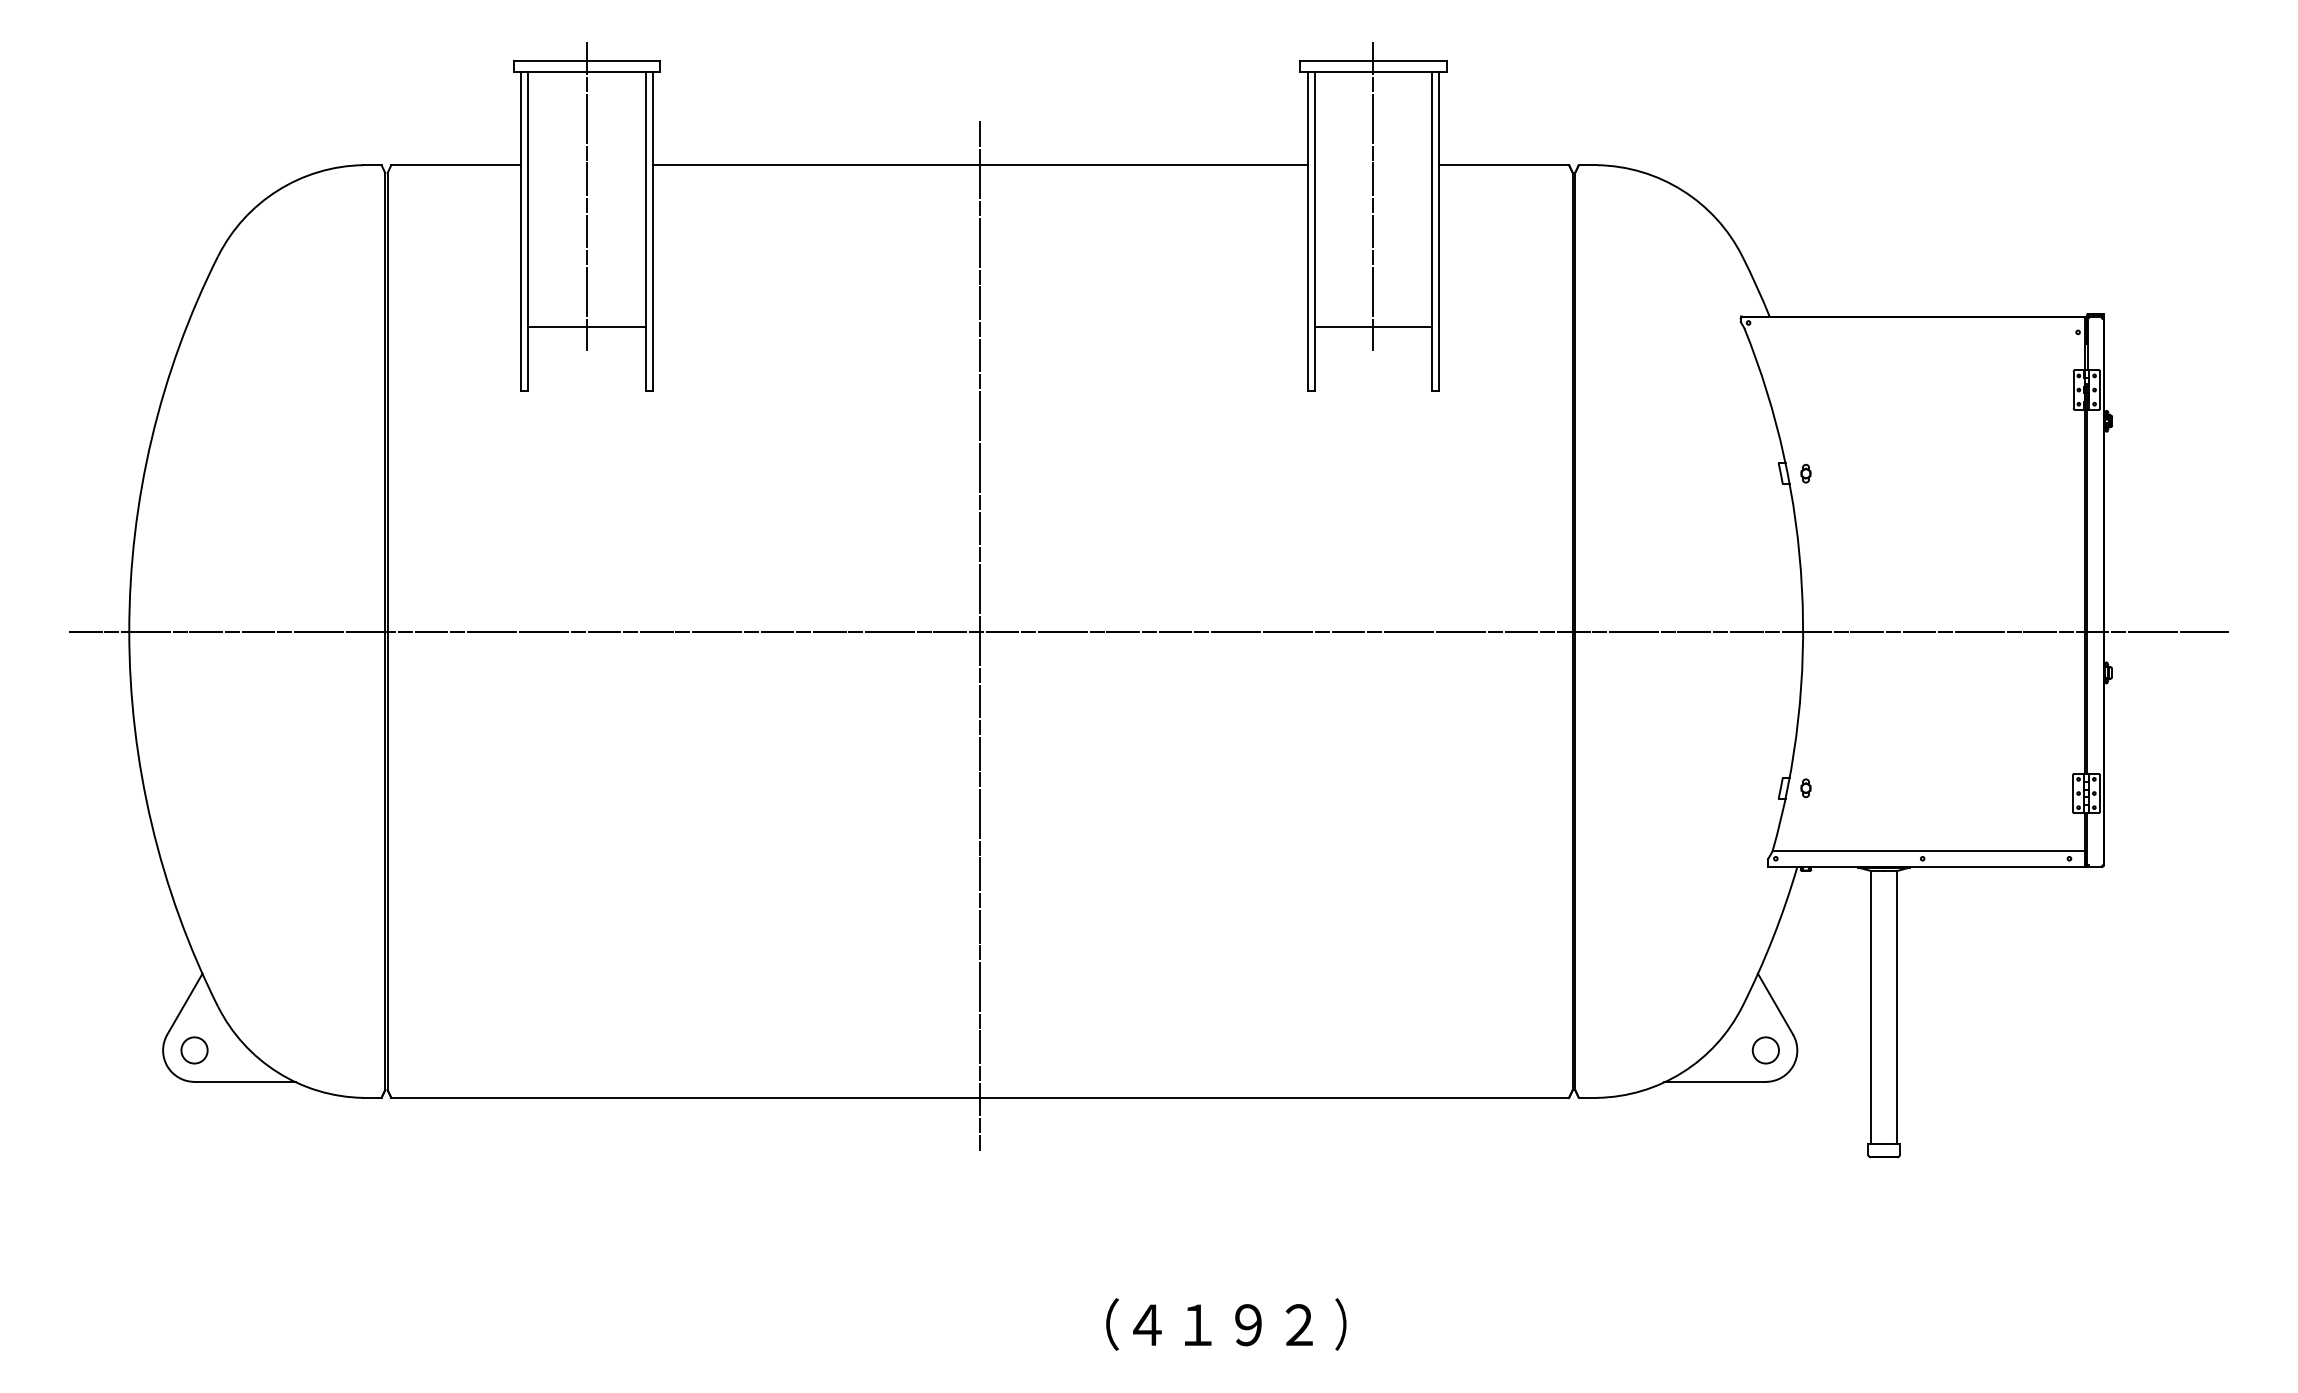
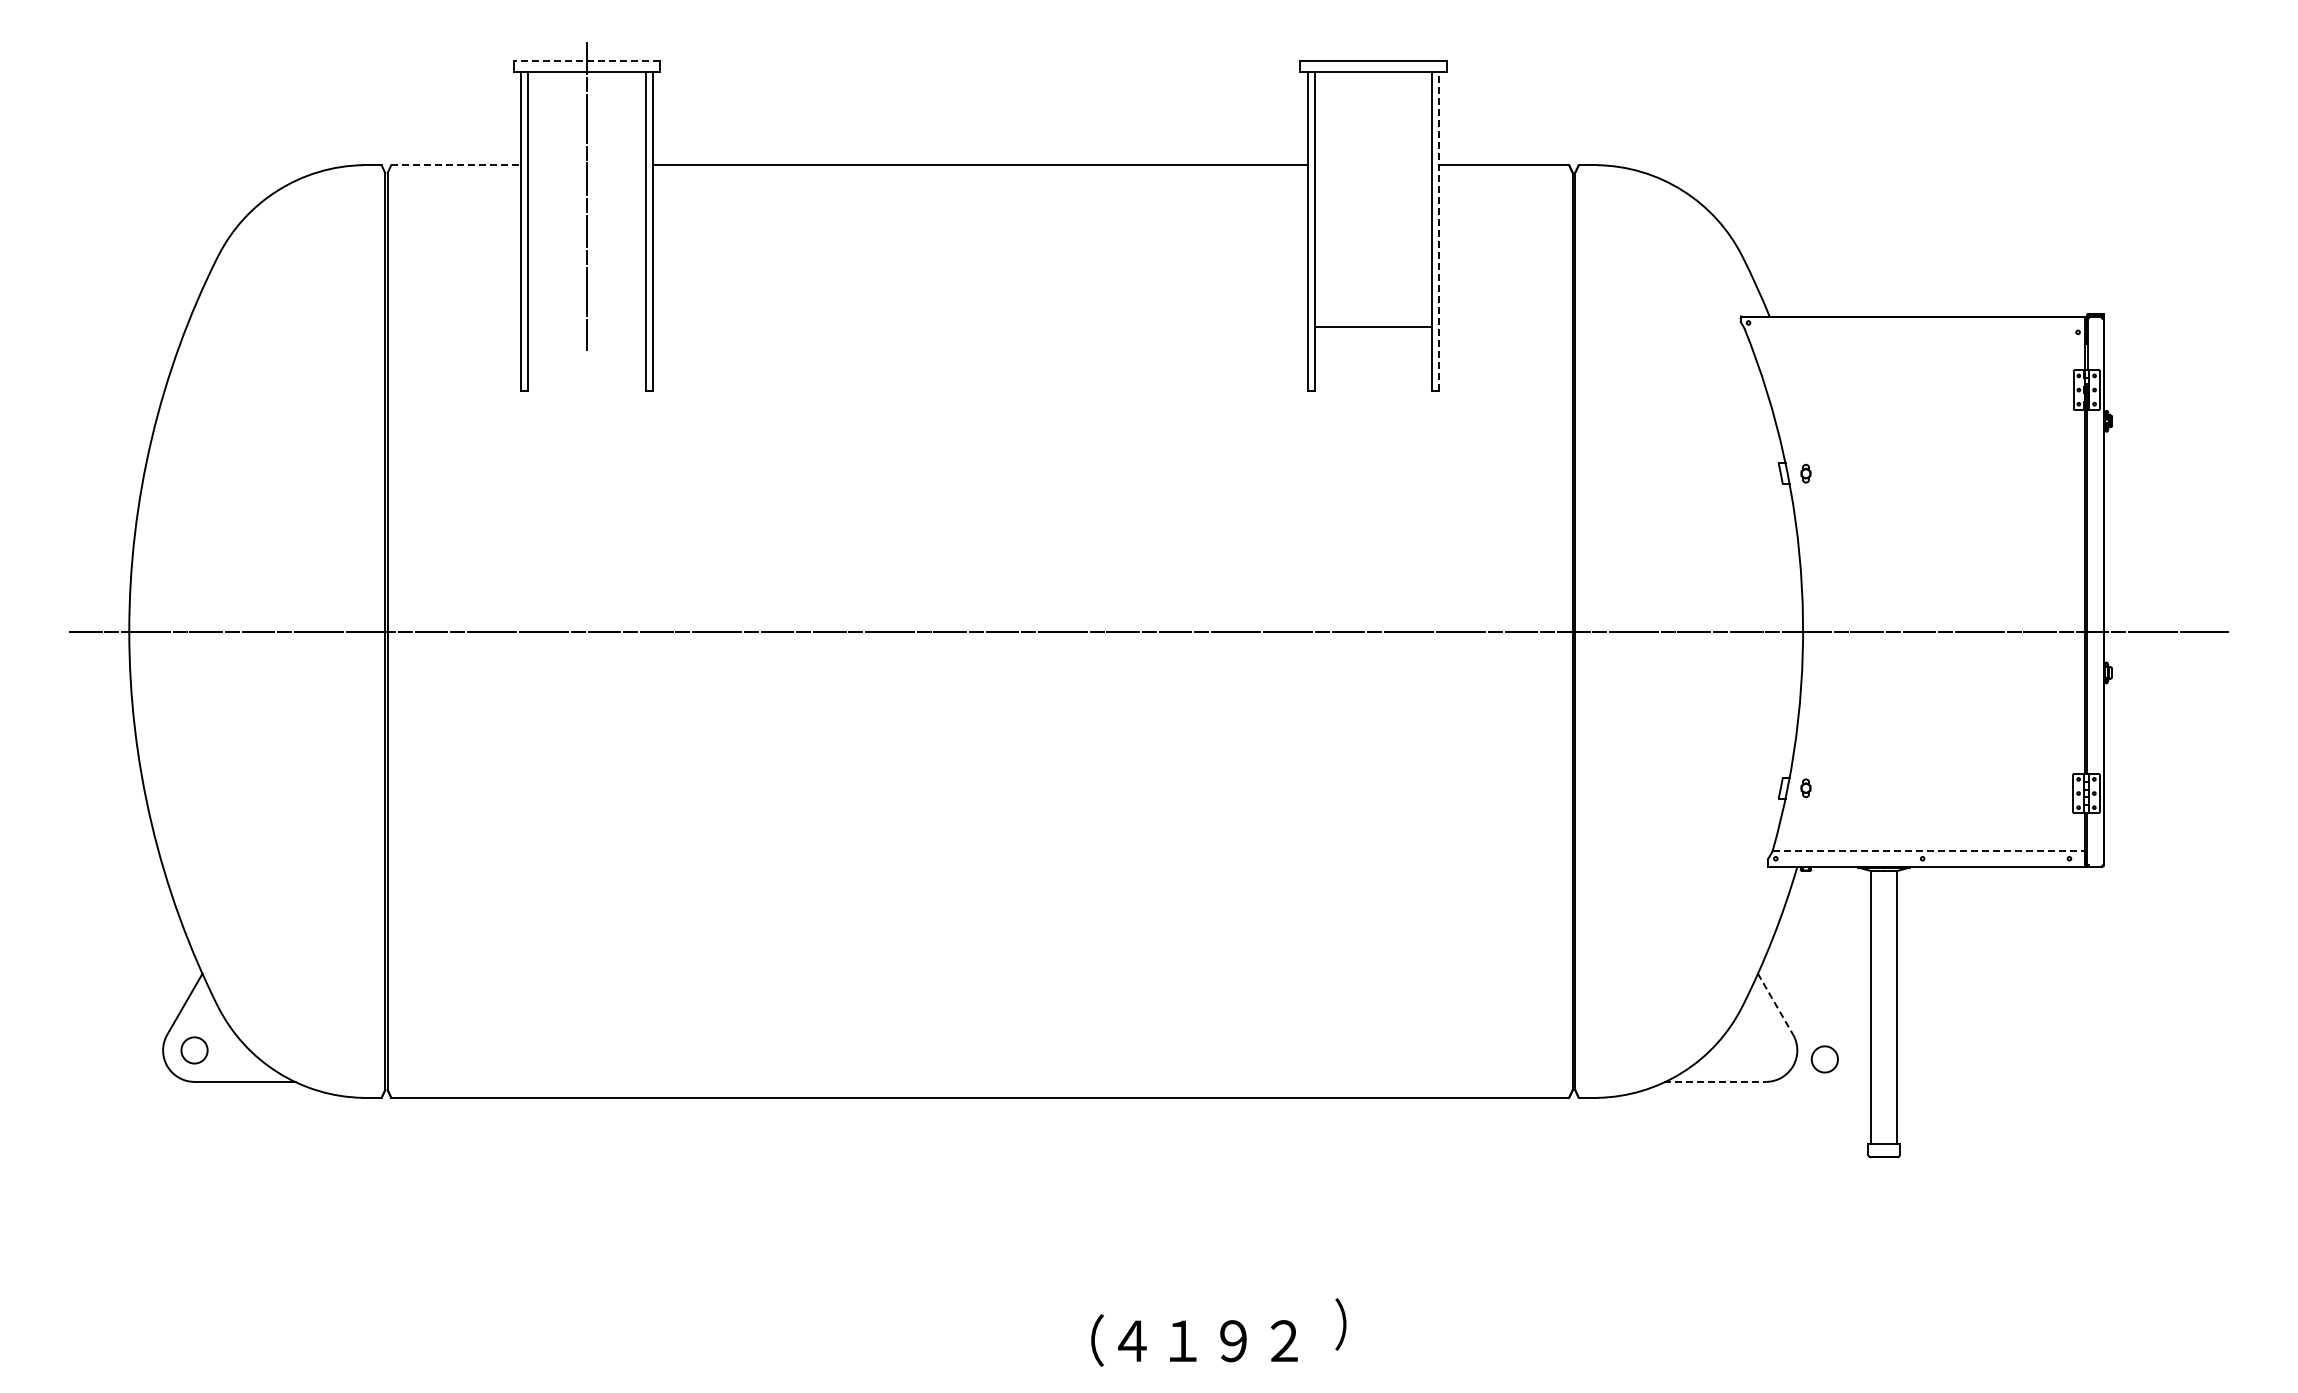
line: solid -> dashed (586, 61)
line: solid -> dashed (456, 165)
line: present -> none (1373, 196)
line: solid -> dashed (1438, 230)
line: present -> none (586, 326)
line: present -> none (980, 635)
line: solid -> dashed (1929, 851)
line: solid -> dashed (1775, 1004)
circle position: (1765, 1050) -> (1824, 1059) (1824, 1059)
line: solid -> dashed (1715, 1081)
text position: (1209, 1324) -> (1194, 1340) (1194, 1340)
